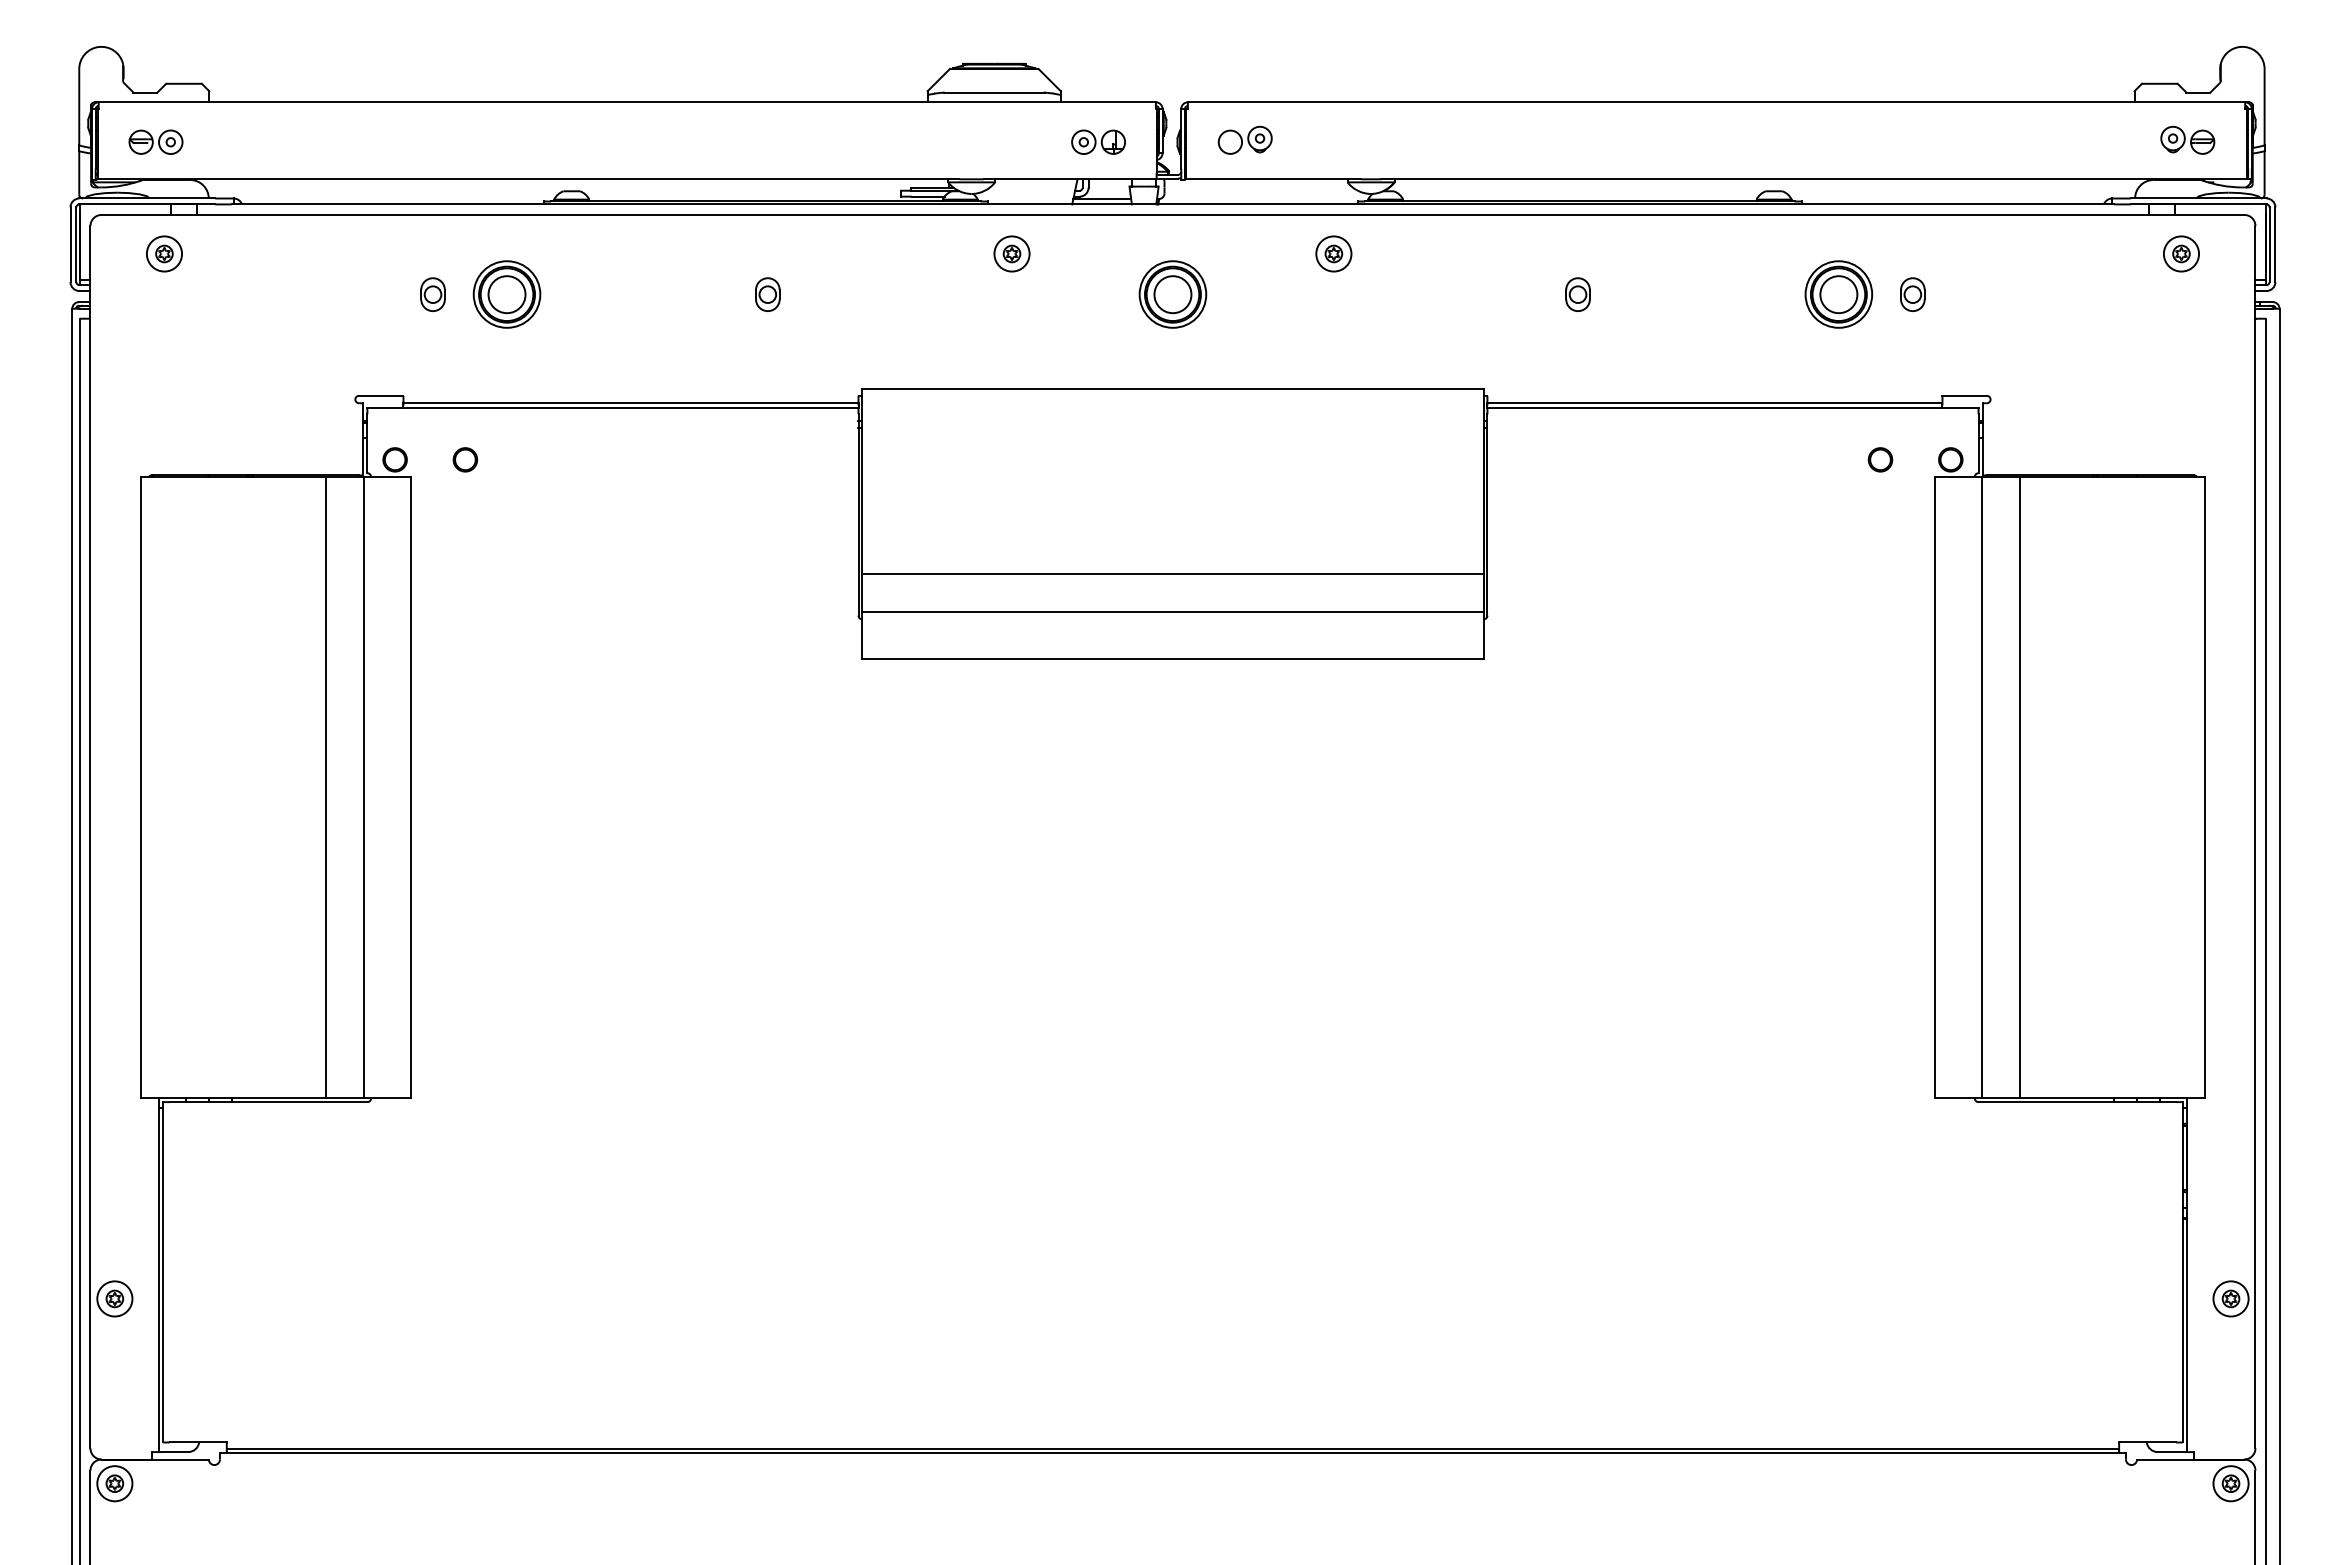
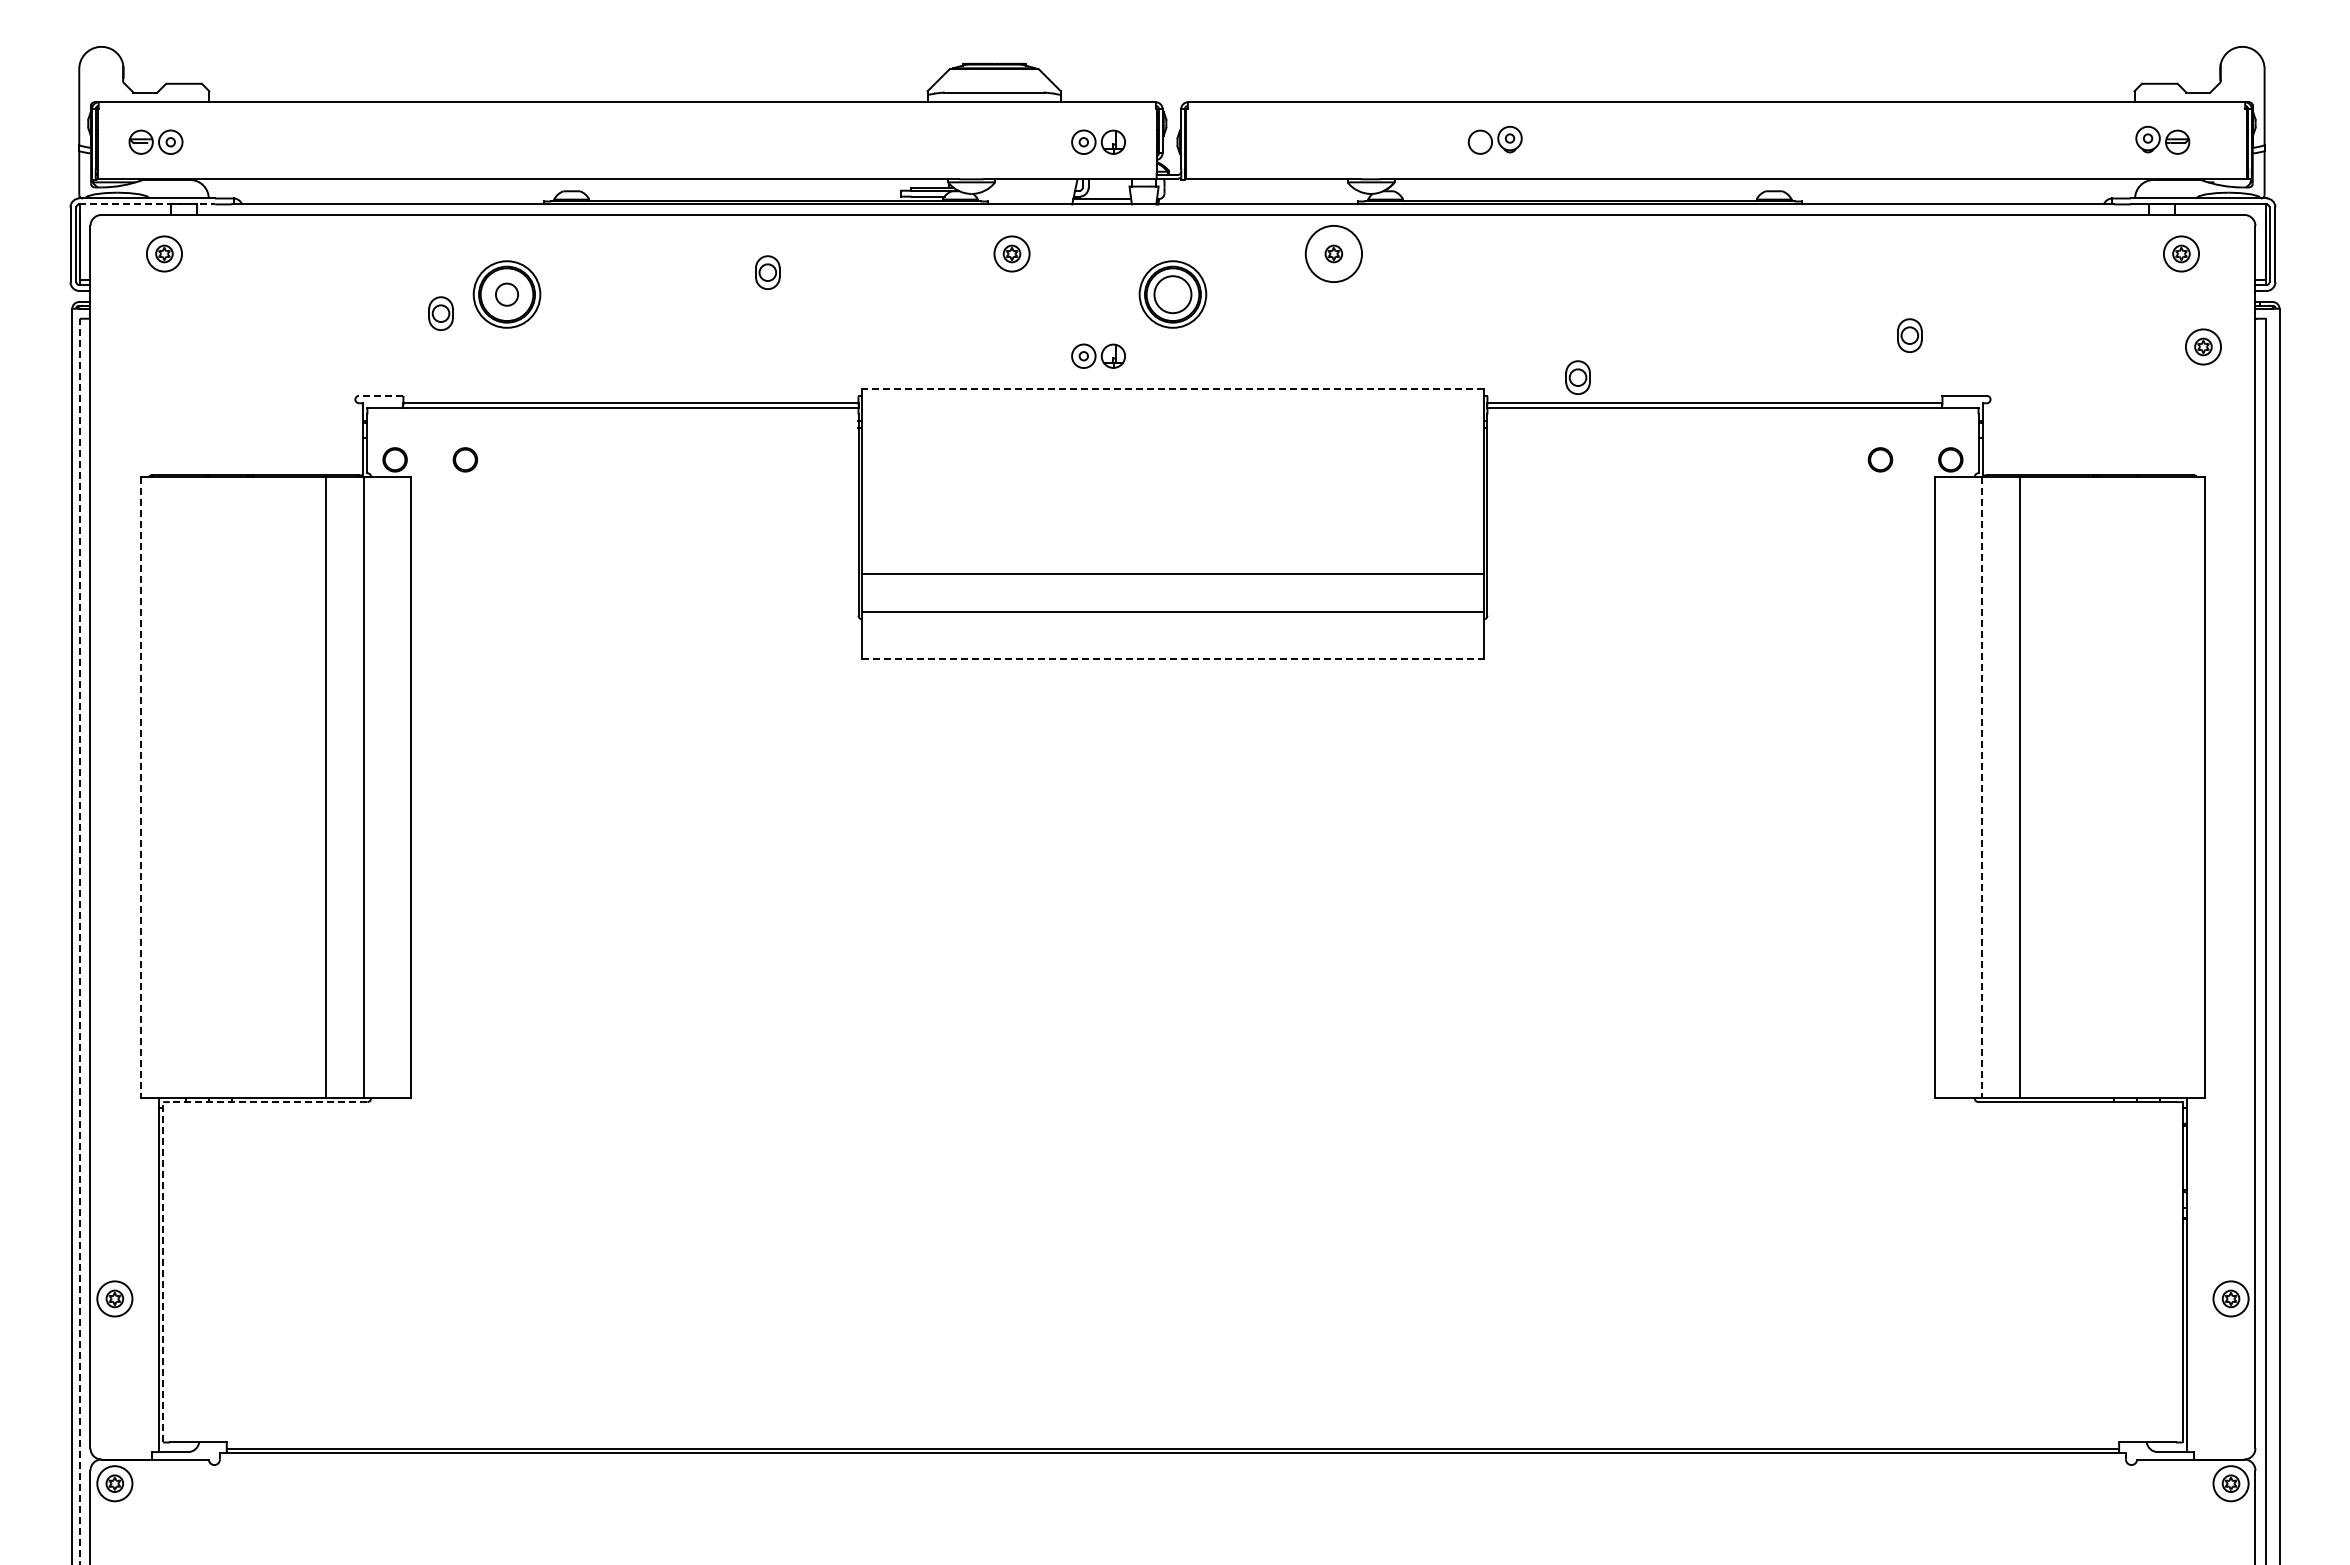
part position: (1244, 139) -> (1494, 139) (1494, 139)
part position: (2187, 139) -> (2162, 139) (2162, 139)
line: solid -> dashed (147, 204)
circle diameter: 35 px -> 56 px (1333, 253)
part position: (432, 294) -> (440, 313) (440, 313)
circle diameter: 37 px -> 22 px (506, 294)
part position: (767, 294) -> (767, 272) (767, 272)
part position: (1577, 294) -> (1577, 377) (1577, 377)
part: present -> none (1838, 294)
part position: (1912, 294) -> (1909, 335) (1909, 335)
part: none -> present (2203, 346)
part: none -> present (1098, 355)
line: solid -> dashed (1172, 389)
line: solid -> dashed (380, 395)
line: solid -> dashed (1172, 658)
line: solid -> dashed (141, 787)
line: solid -> dashed (1982, 787)
line: solid -> dashed (79, 941)
line: solid -> dashed (268, 1102)
line: solid -> dashed (163, 1271)
